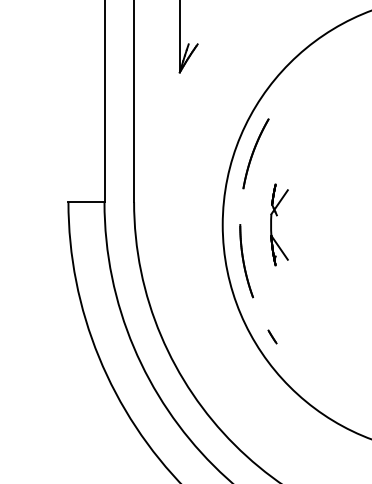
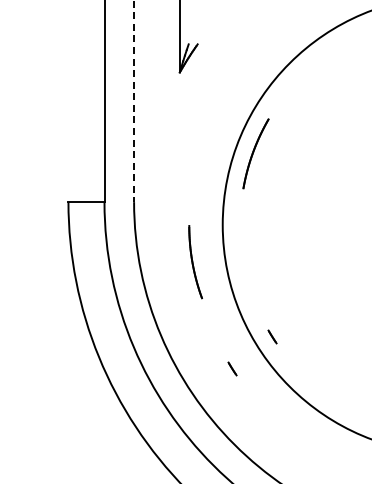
line: solid -> dashed (134, 101)
part: present -> none (271, 224)
part position: (246, 261) -> (195, 262) (195, 262)
line: none -> present (232, 368)
